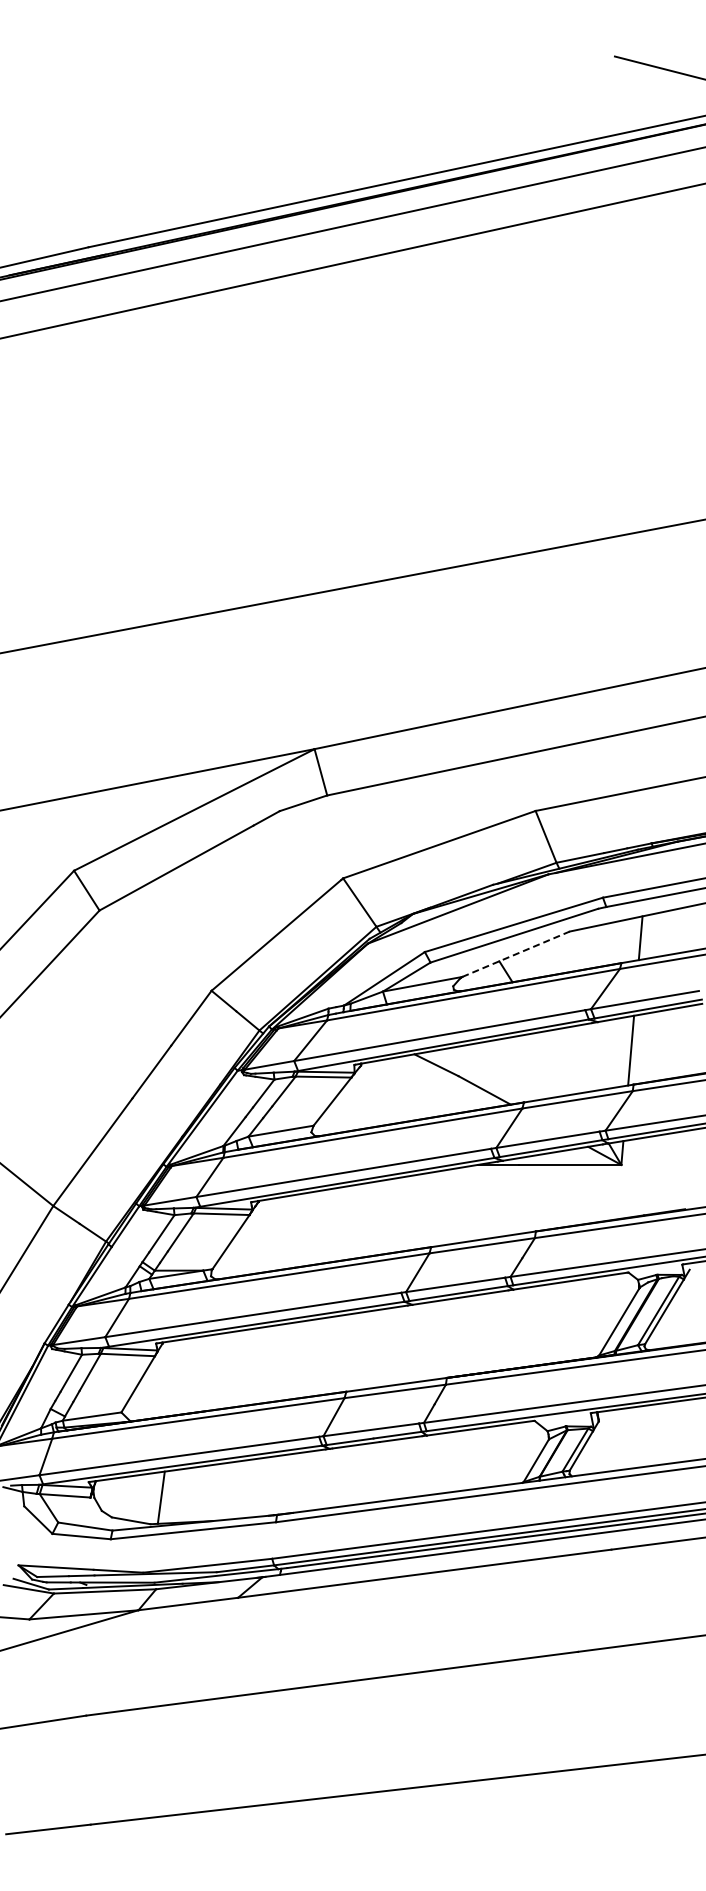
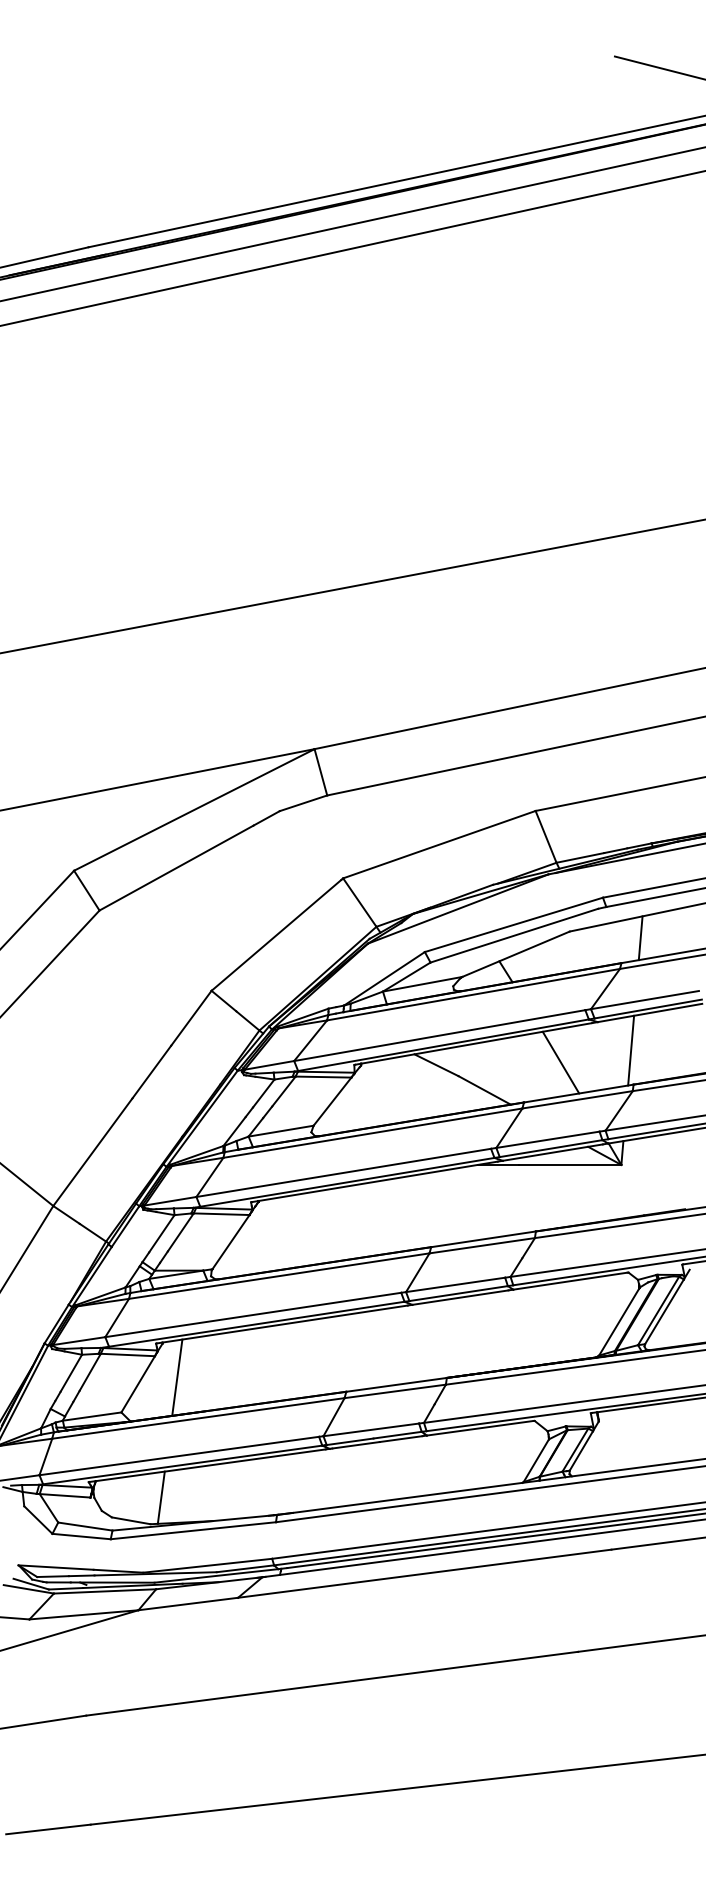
line position: (352, 261) -> (352, 248) (352, 248)
line: dashed -> solid (516, 954)
line: none -> present (560, 1062)
line: none -> present (177, 1377)
